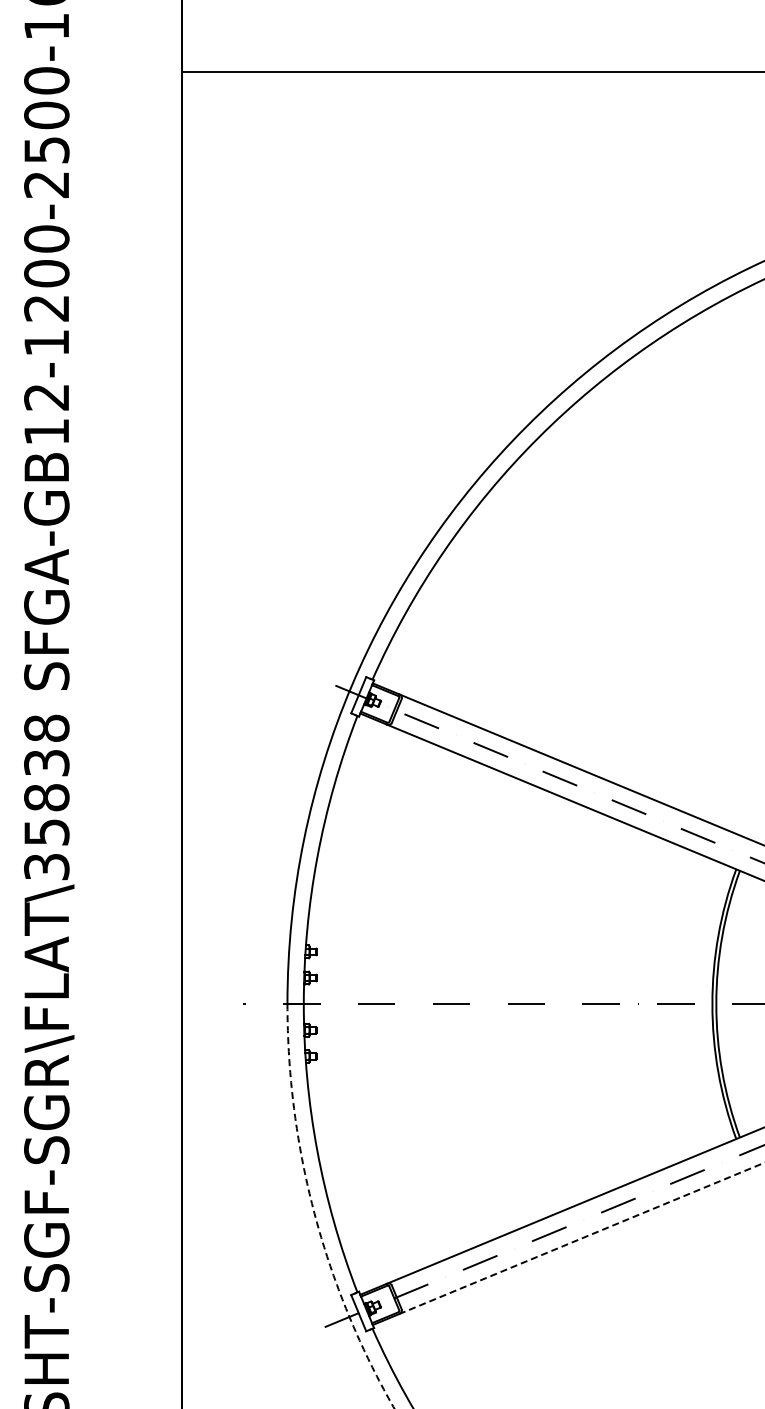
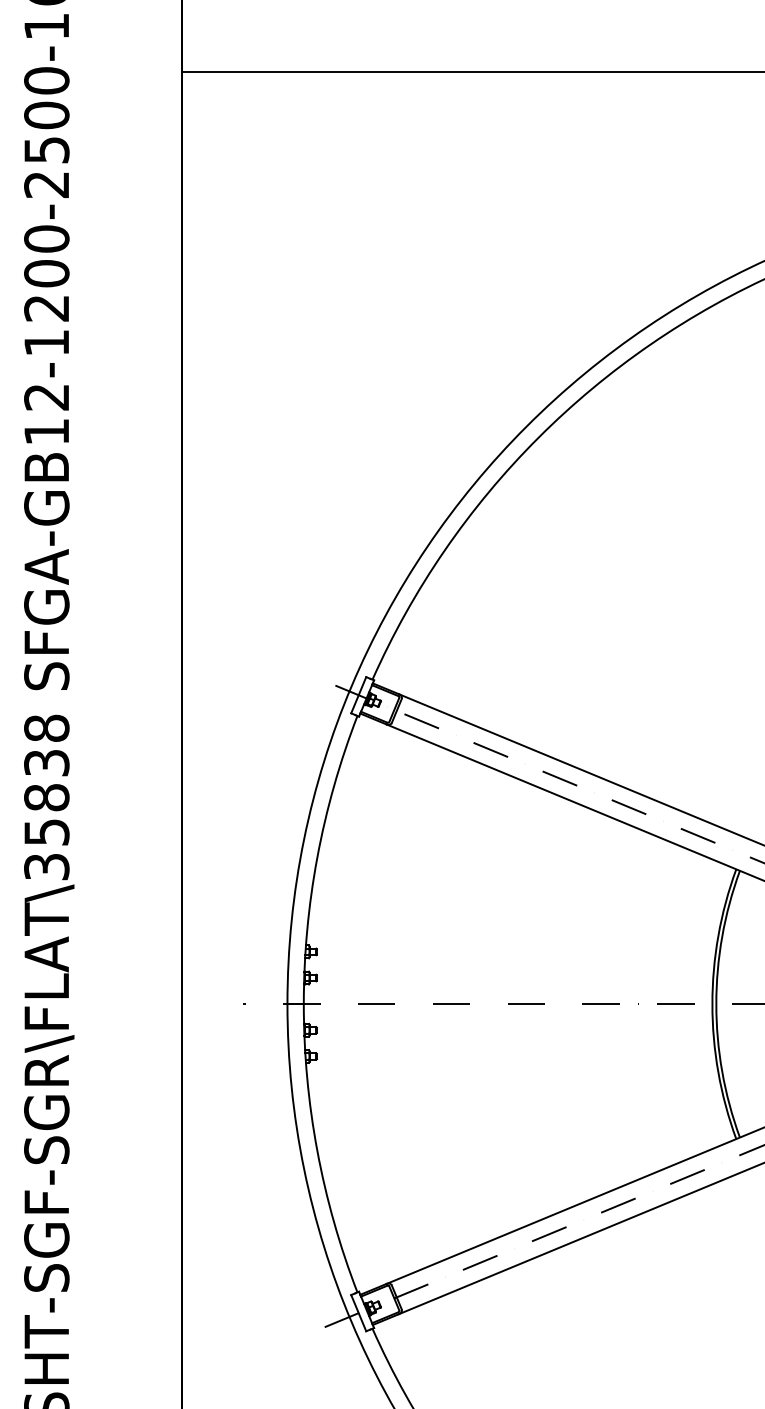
arc: dashed -> solid (314, 1213)
line: dashed -> solid (581, 1238)
